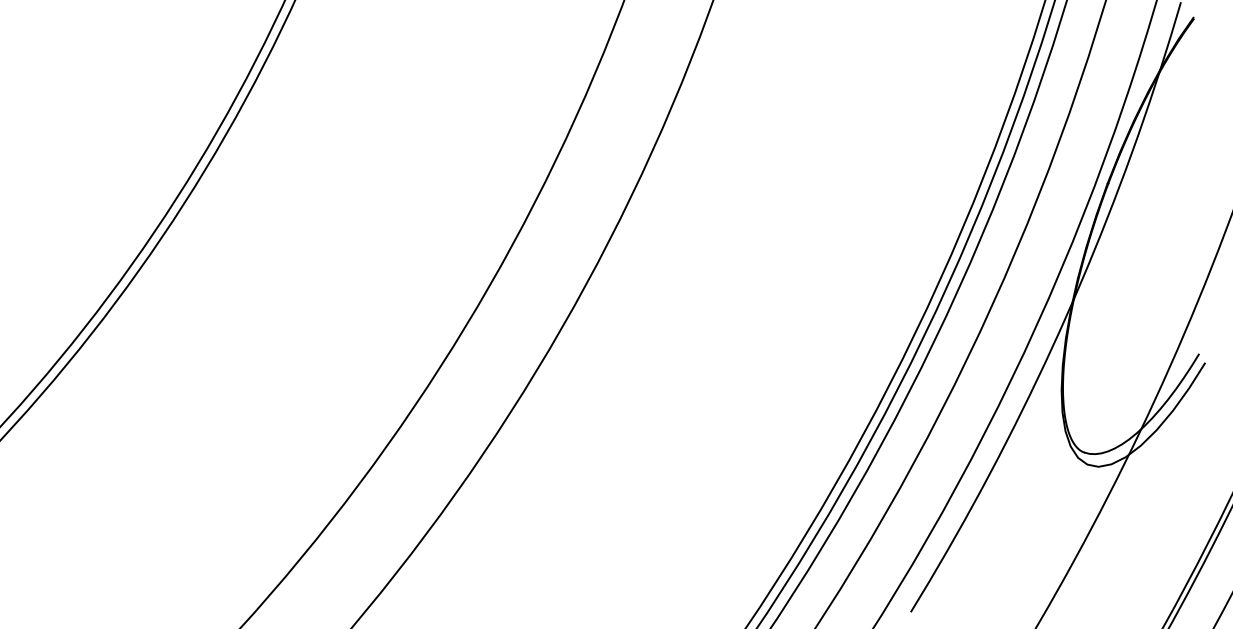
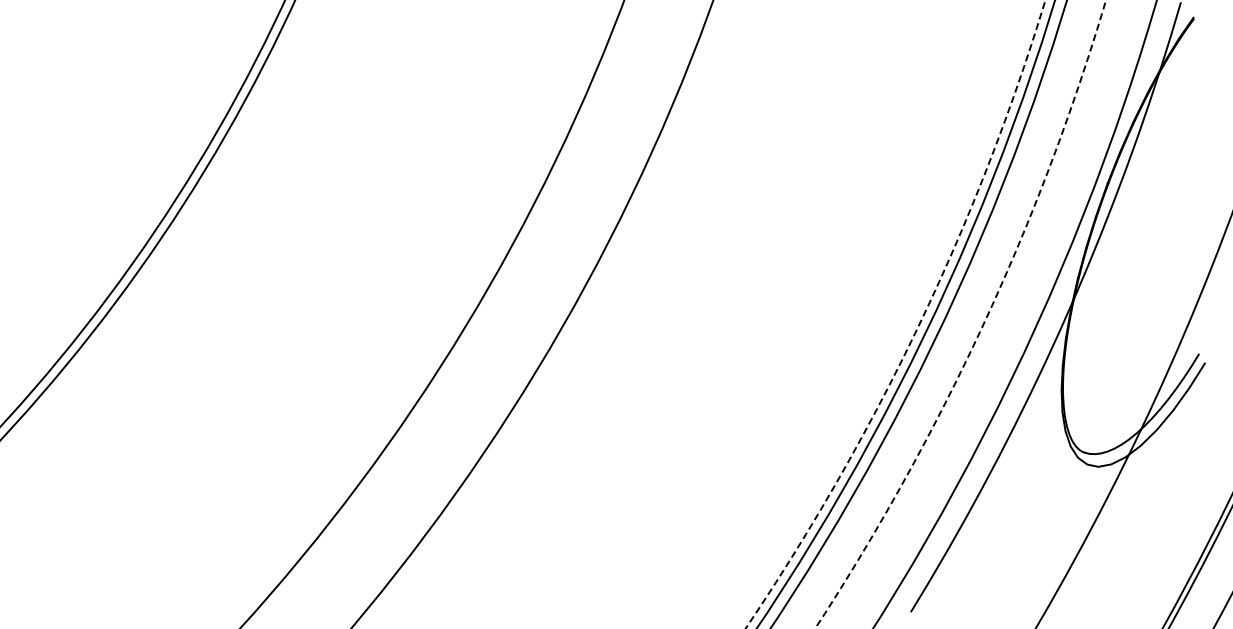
circle: solid -> dashed (895, 314)
circle: solid -> dashed (960, 314)
